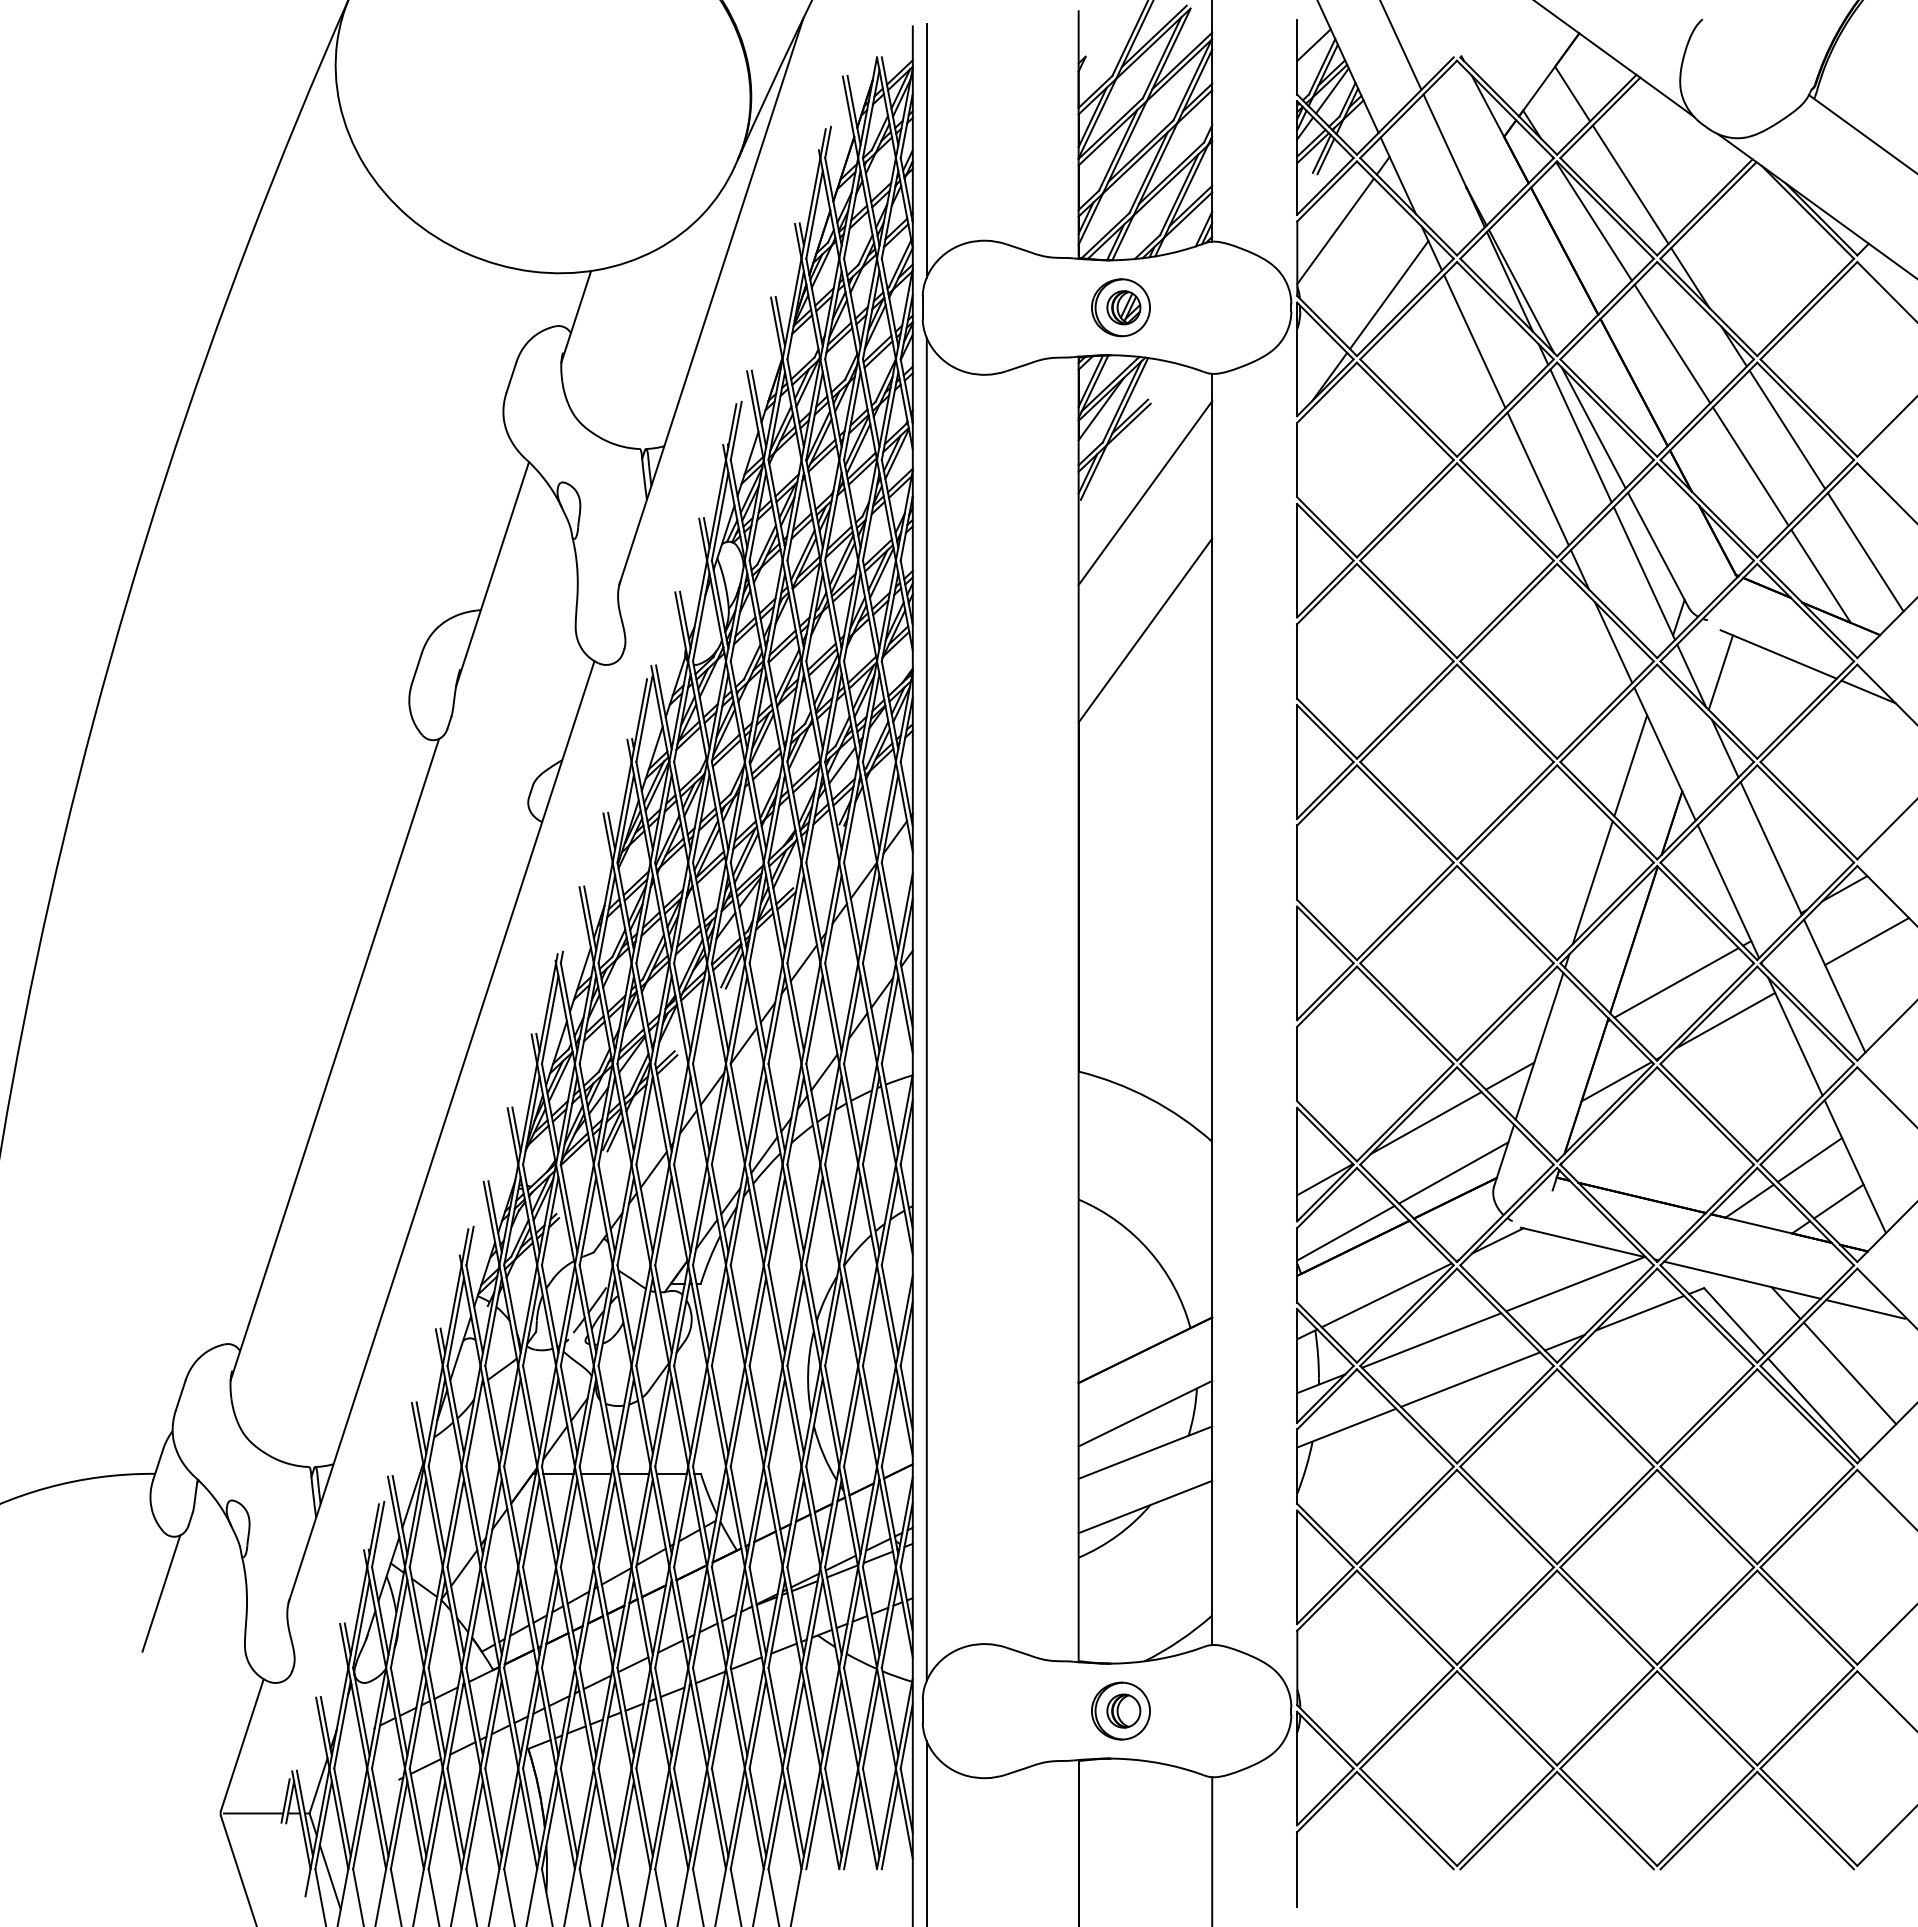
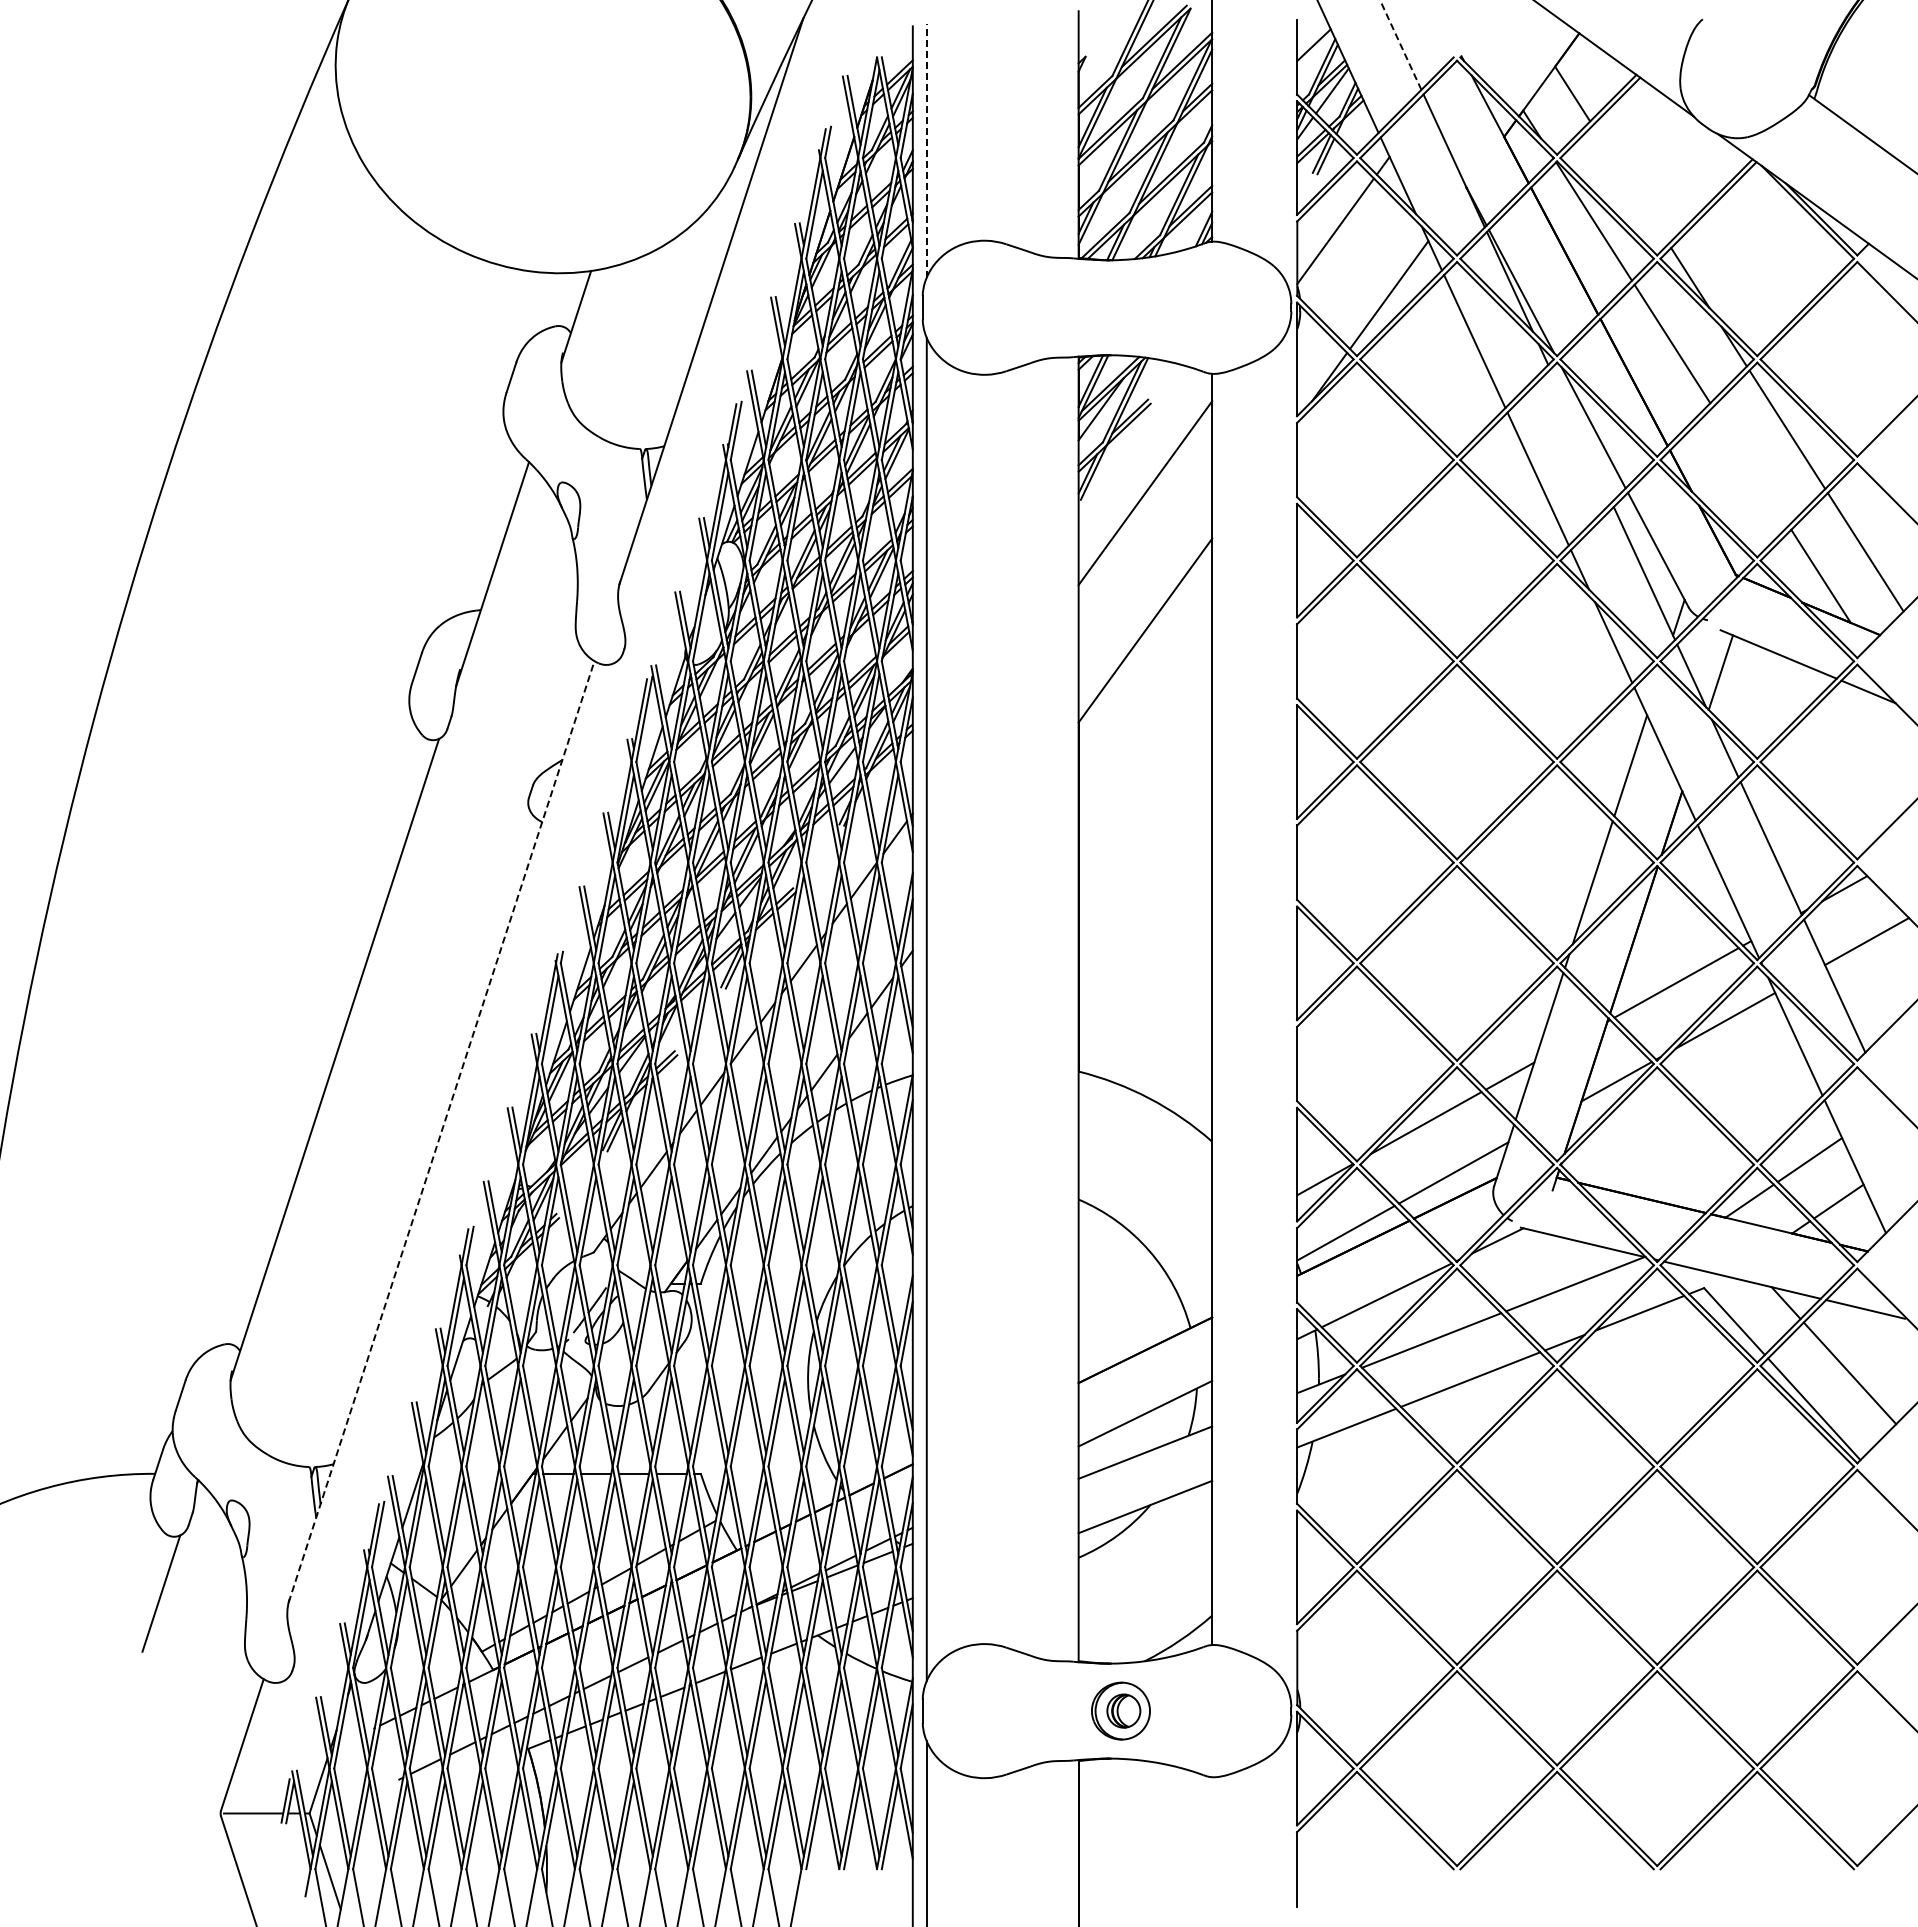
line: solid -> dashed (1400, 44)
line: solid -> dashed (926, 150)
line: present -> none (1630, 184)
part: present -> none (1120, 307)
line: present -> none (1580, 435)
line: present -> none (1750, 466)
line: solid -> dashed (441, 1131)
line: present -> none (1212, 1850)
